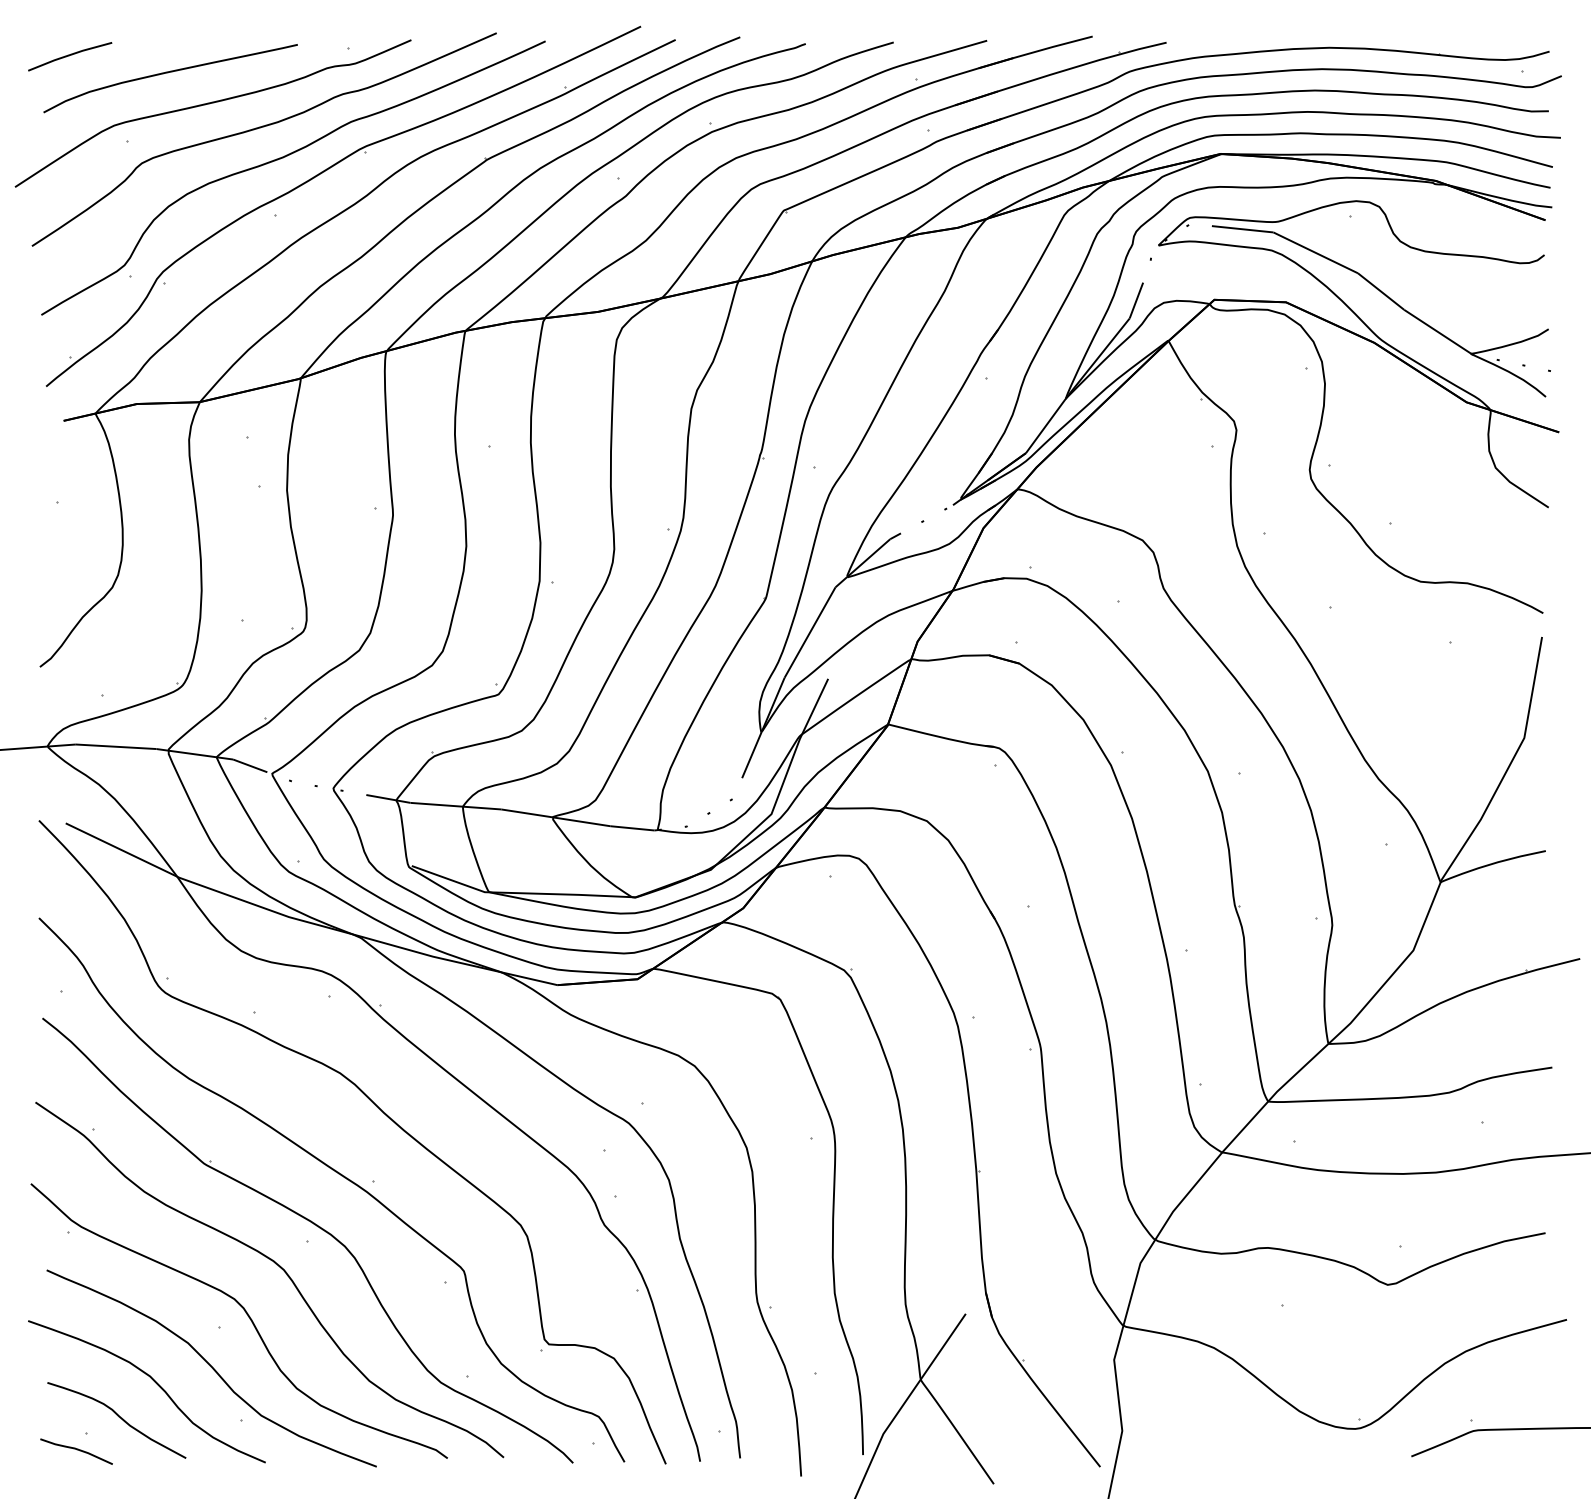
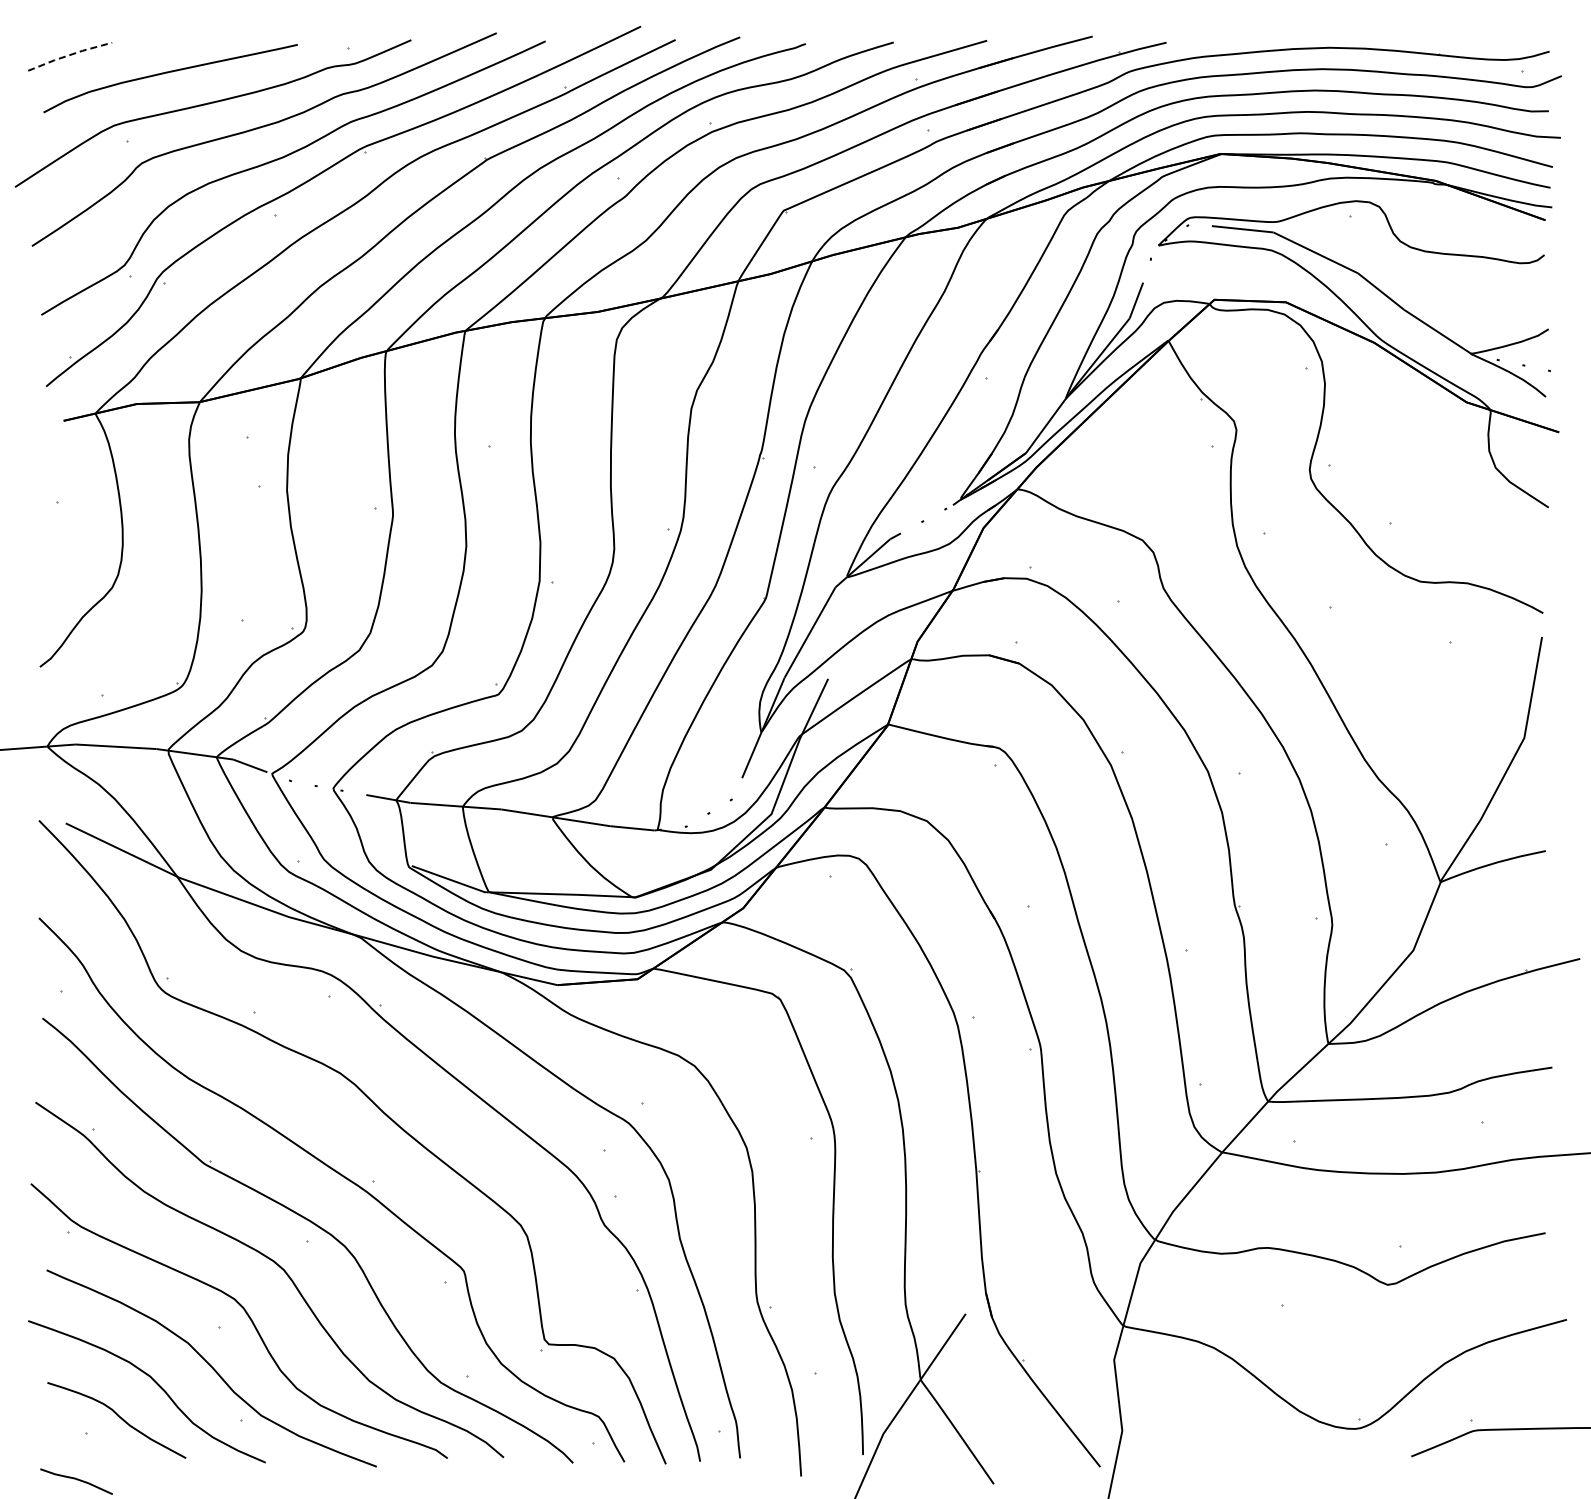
line: solid -> dashed (69, 55)
curve position: (77, 1450) -> (77, 1480) (77, 1480)
